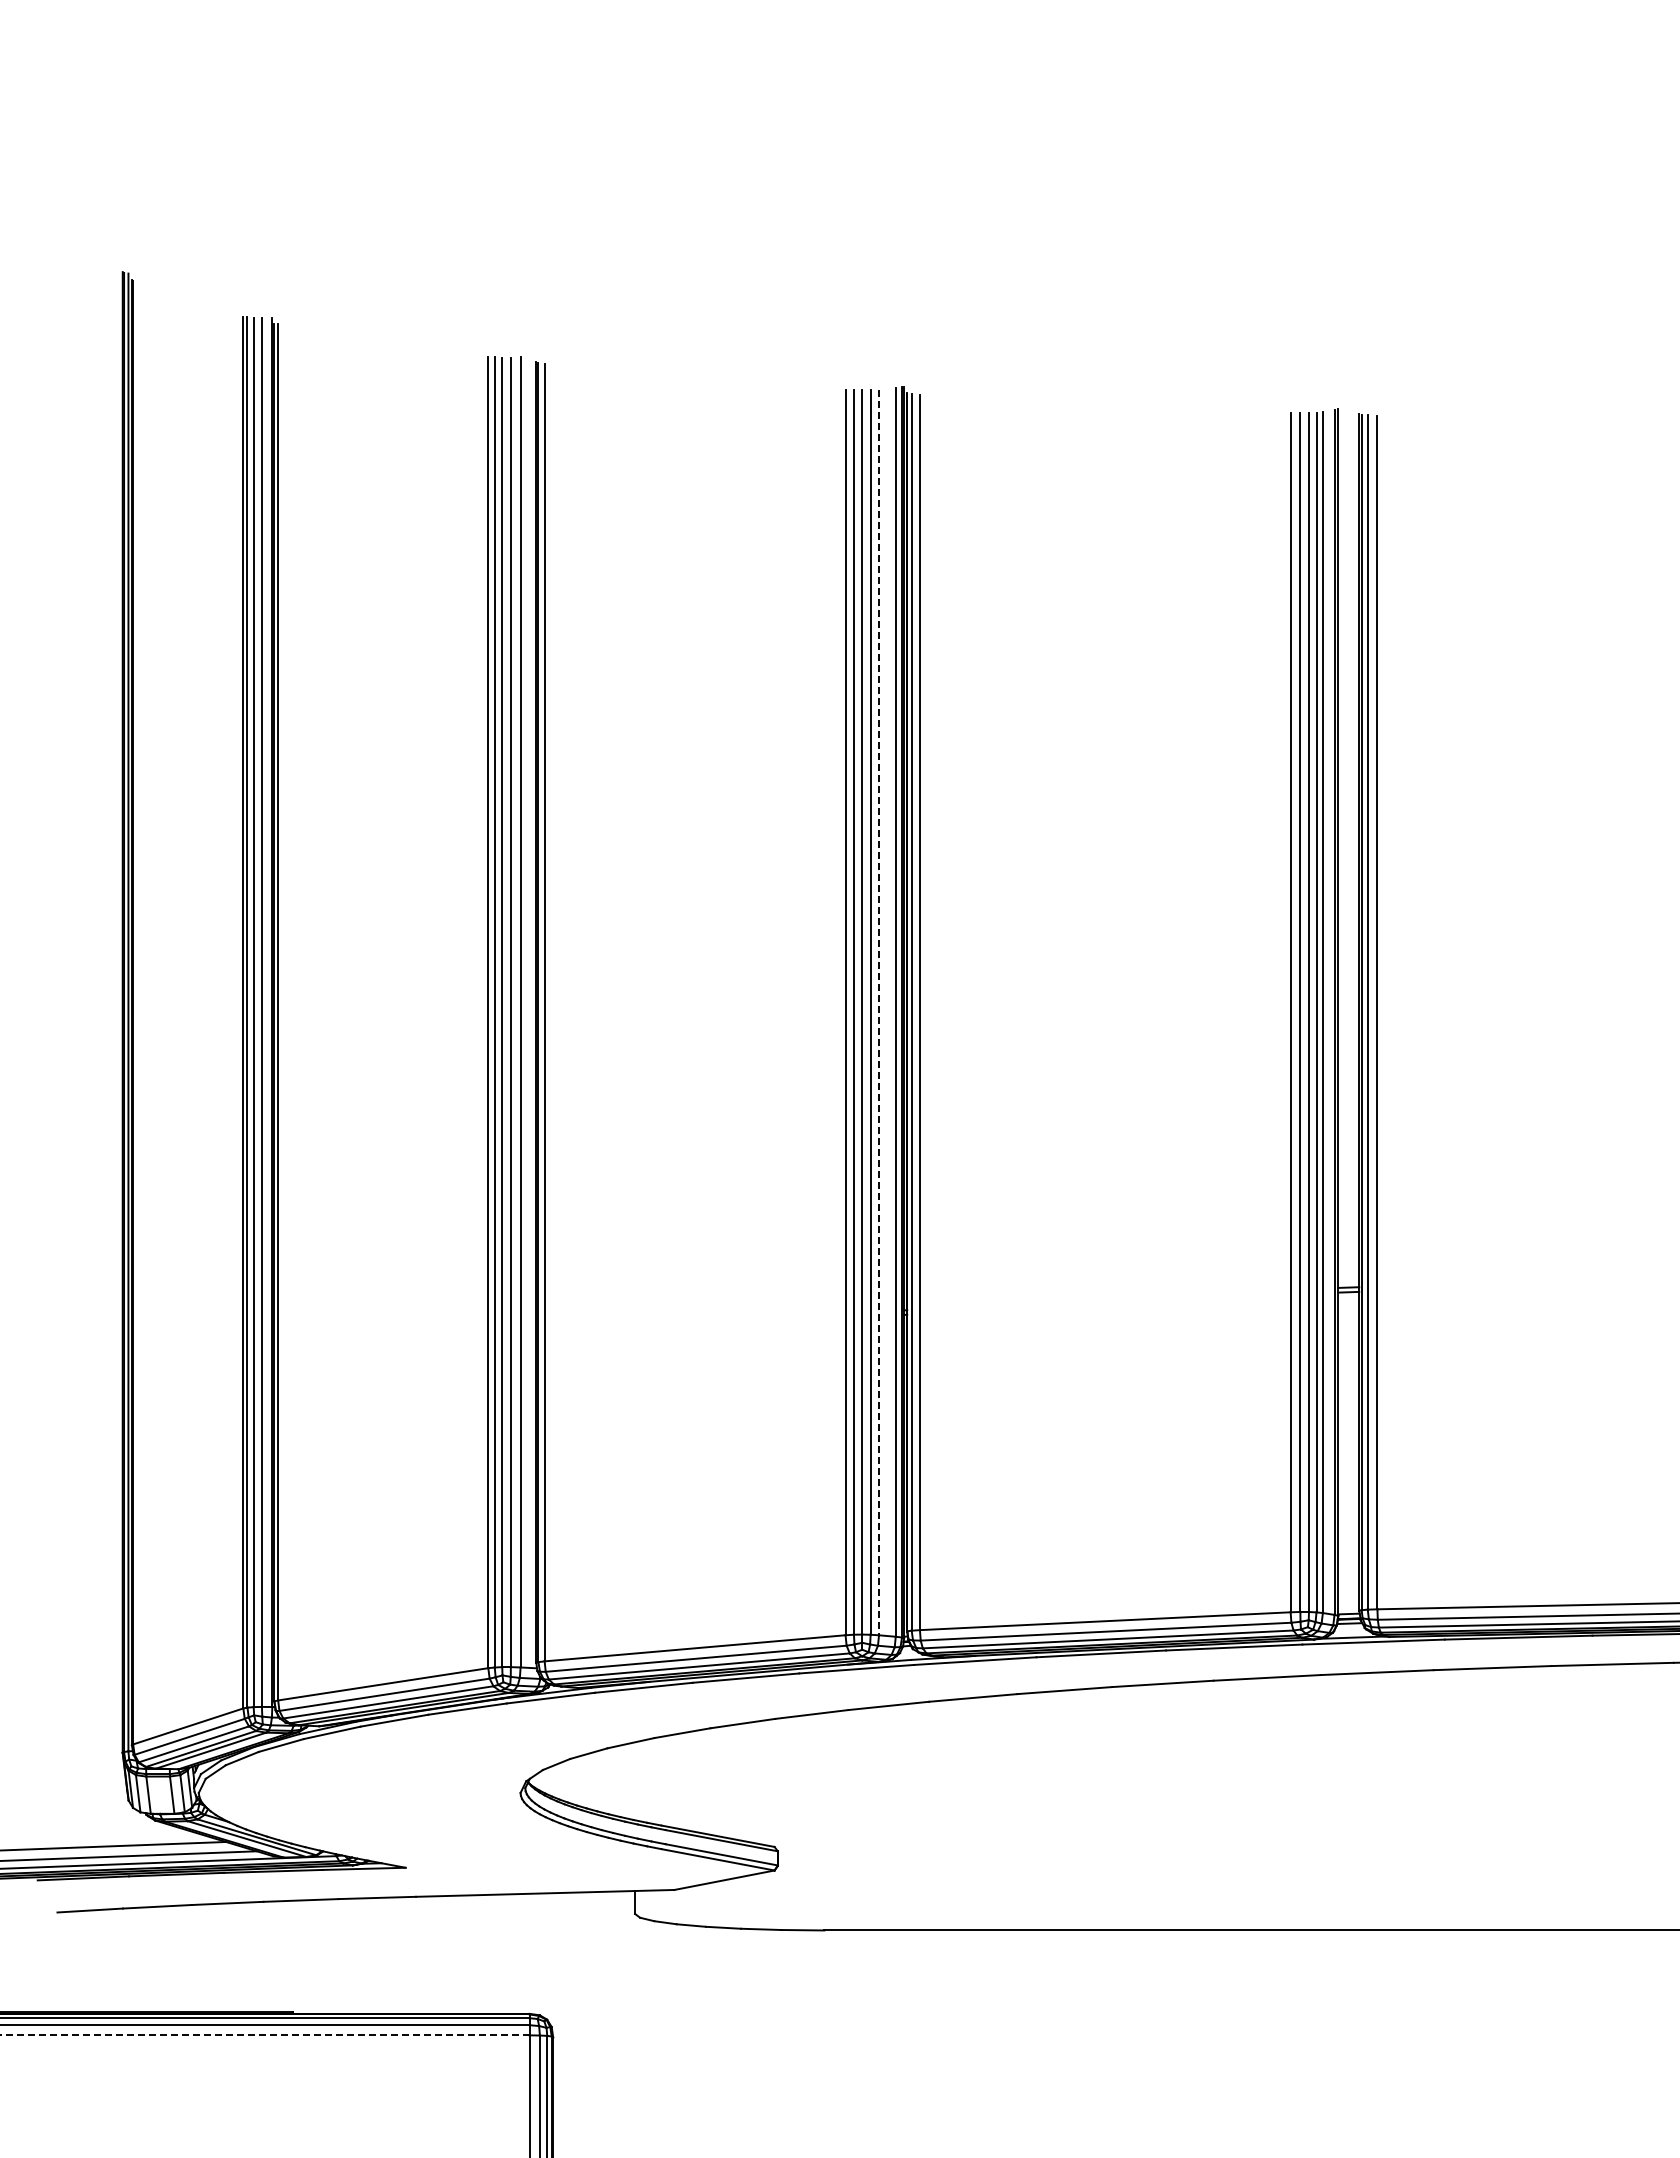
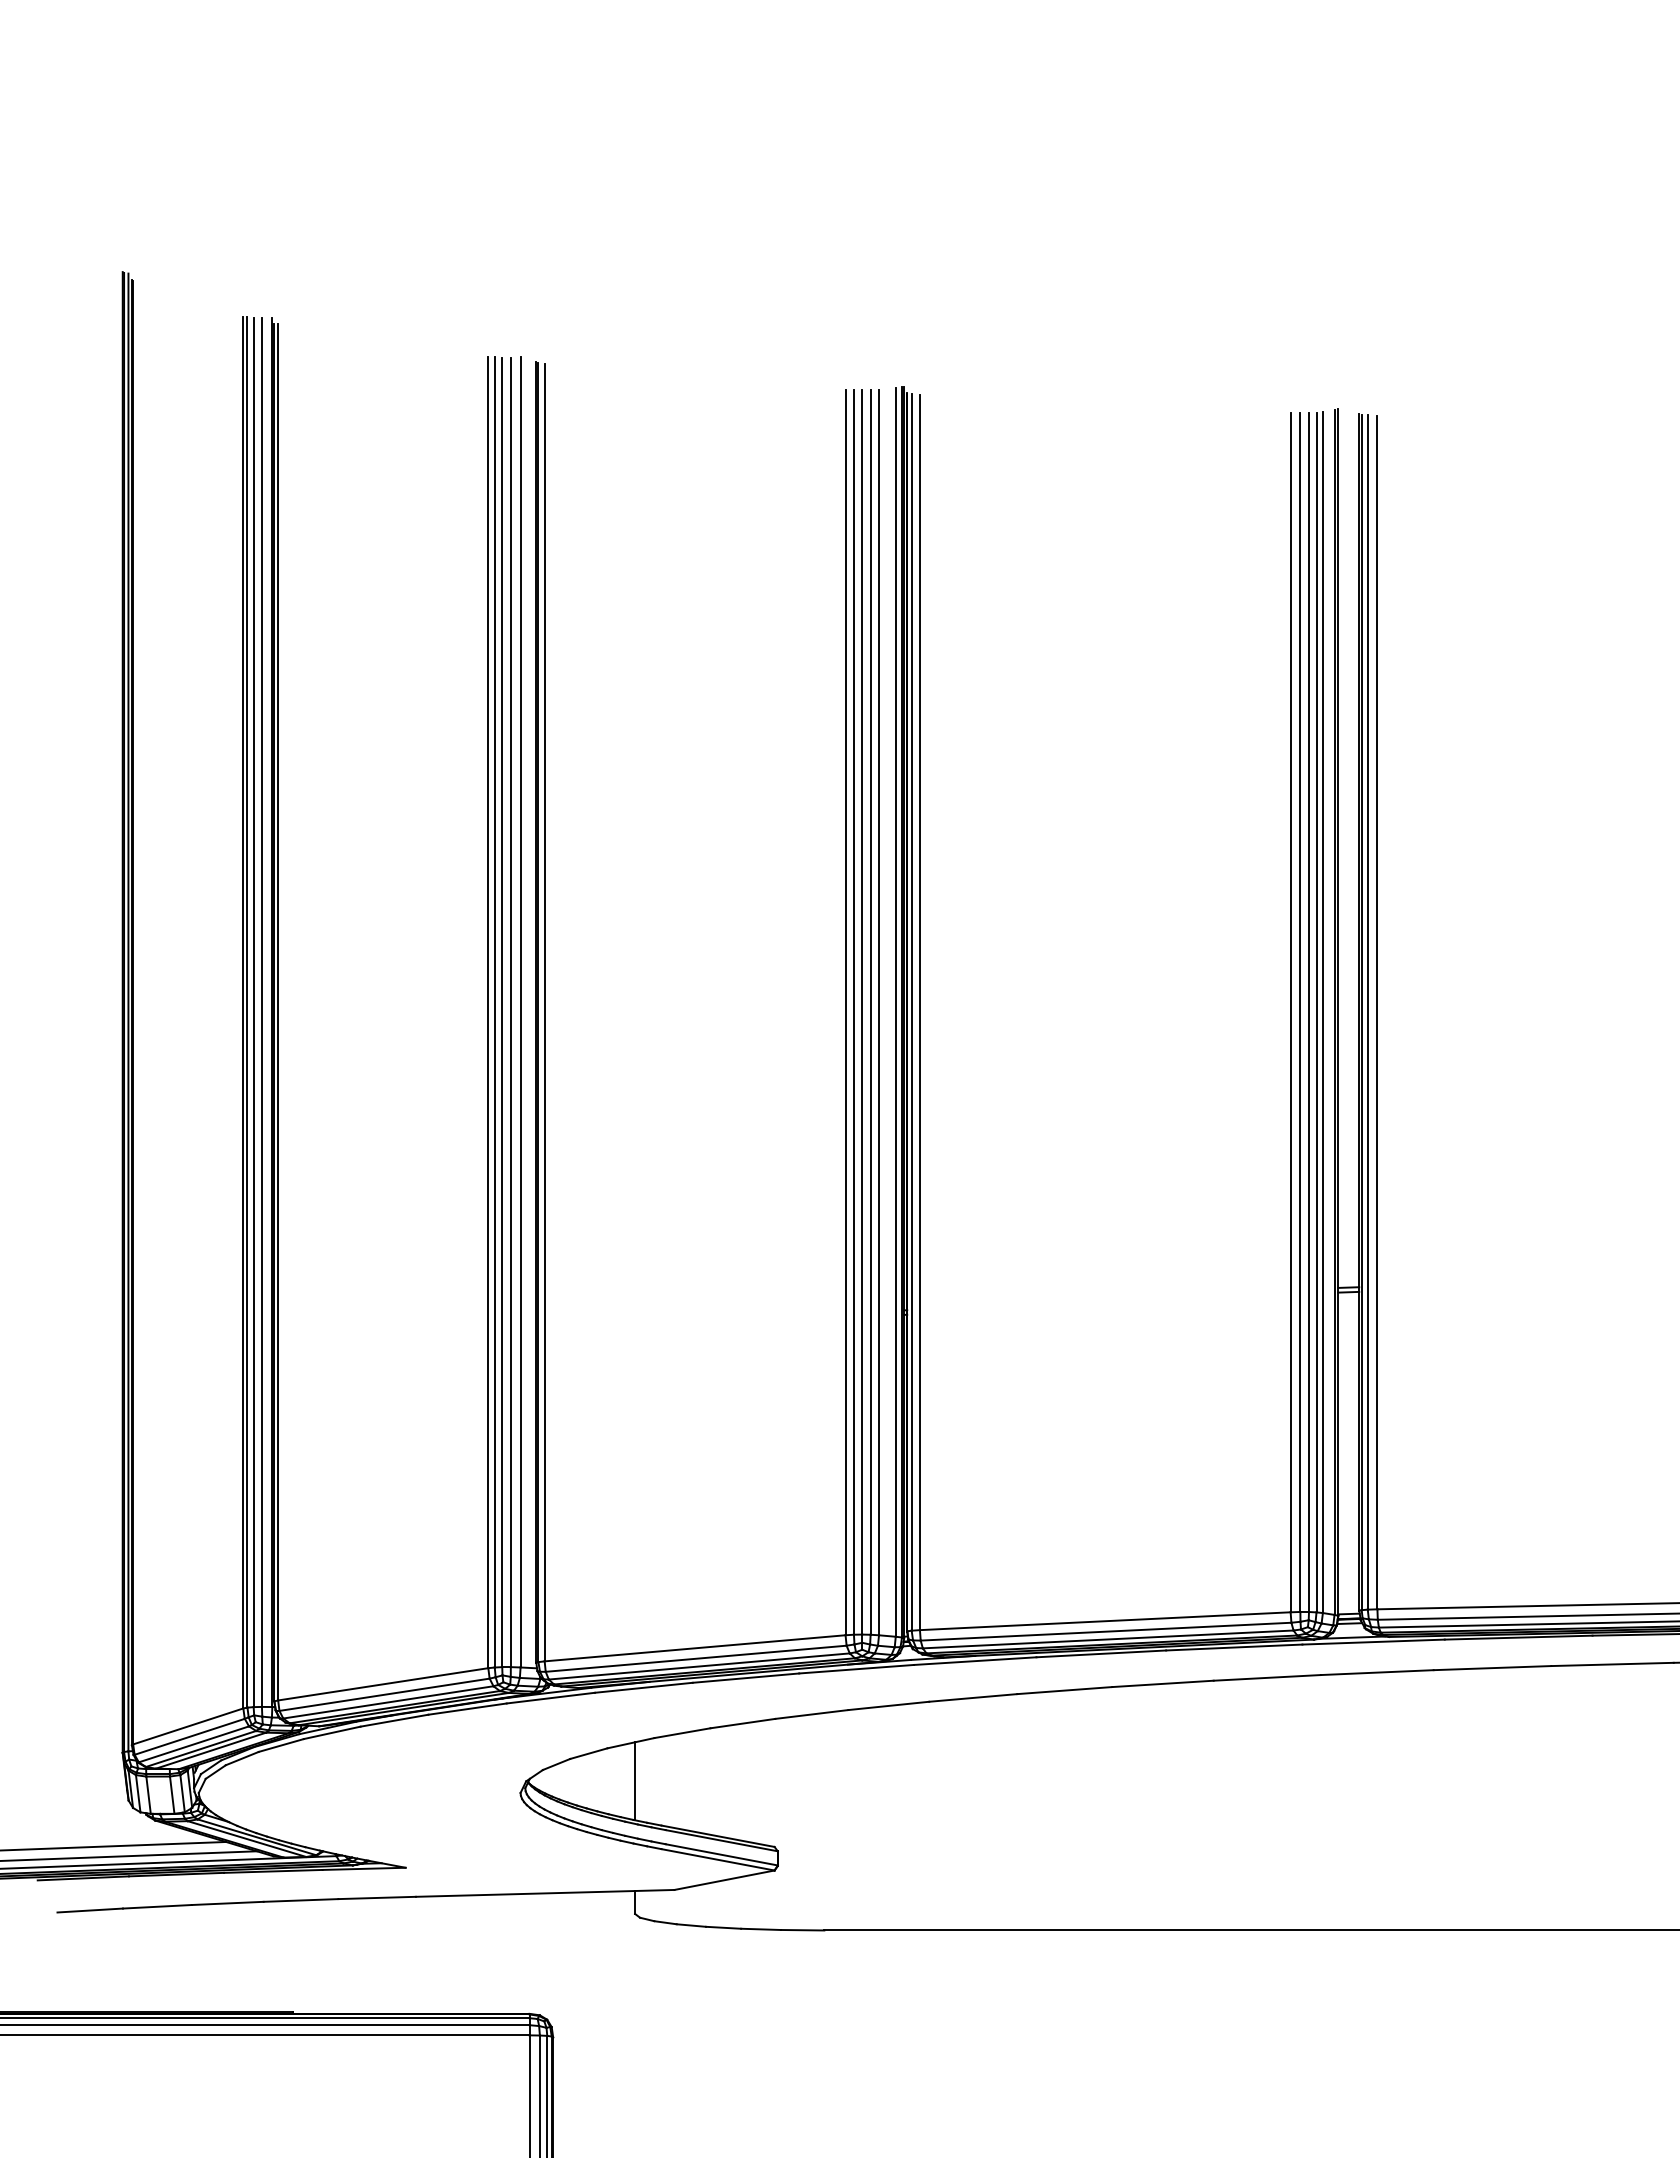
line: dashed -> solid (879, 1012)
line: none -> present (635, 1781)
line: dashed -> solid (264, 2035)
